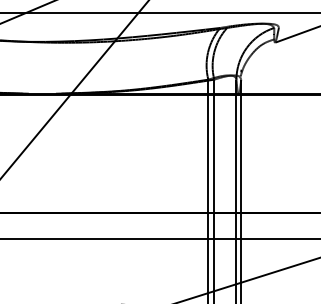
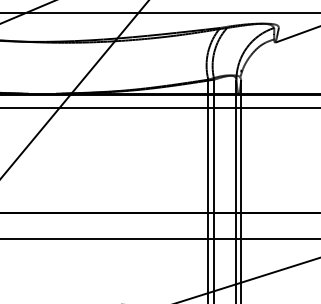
line: none -> present (159, 108)
